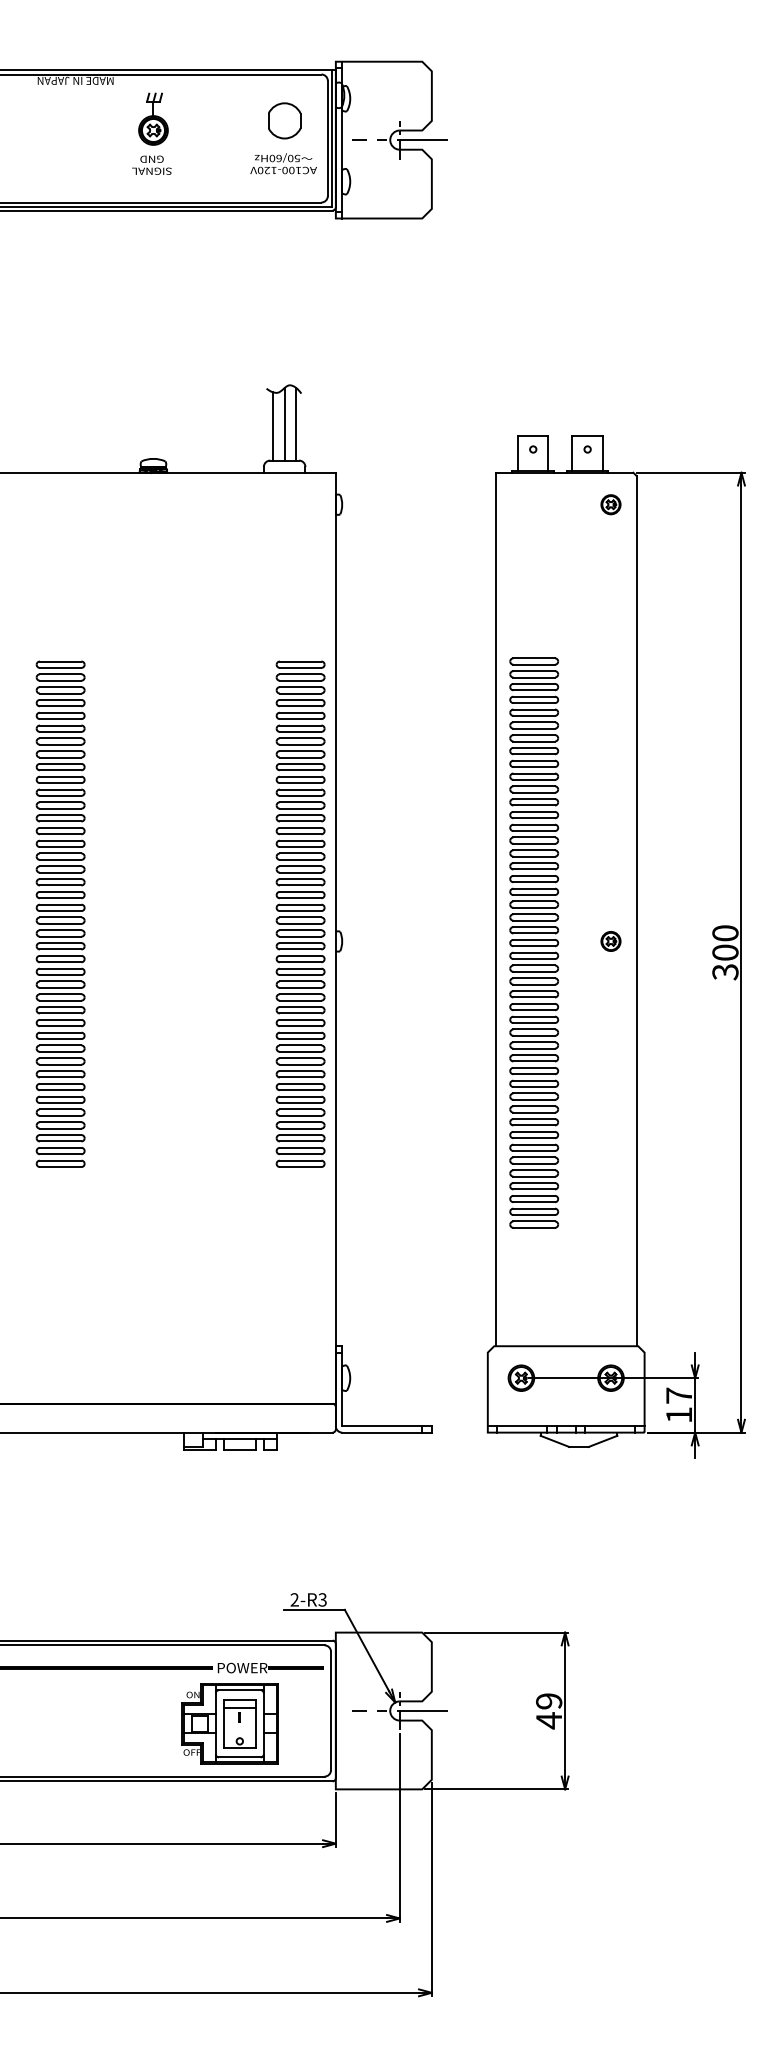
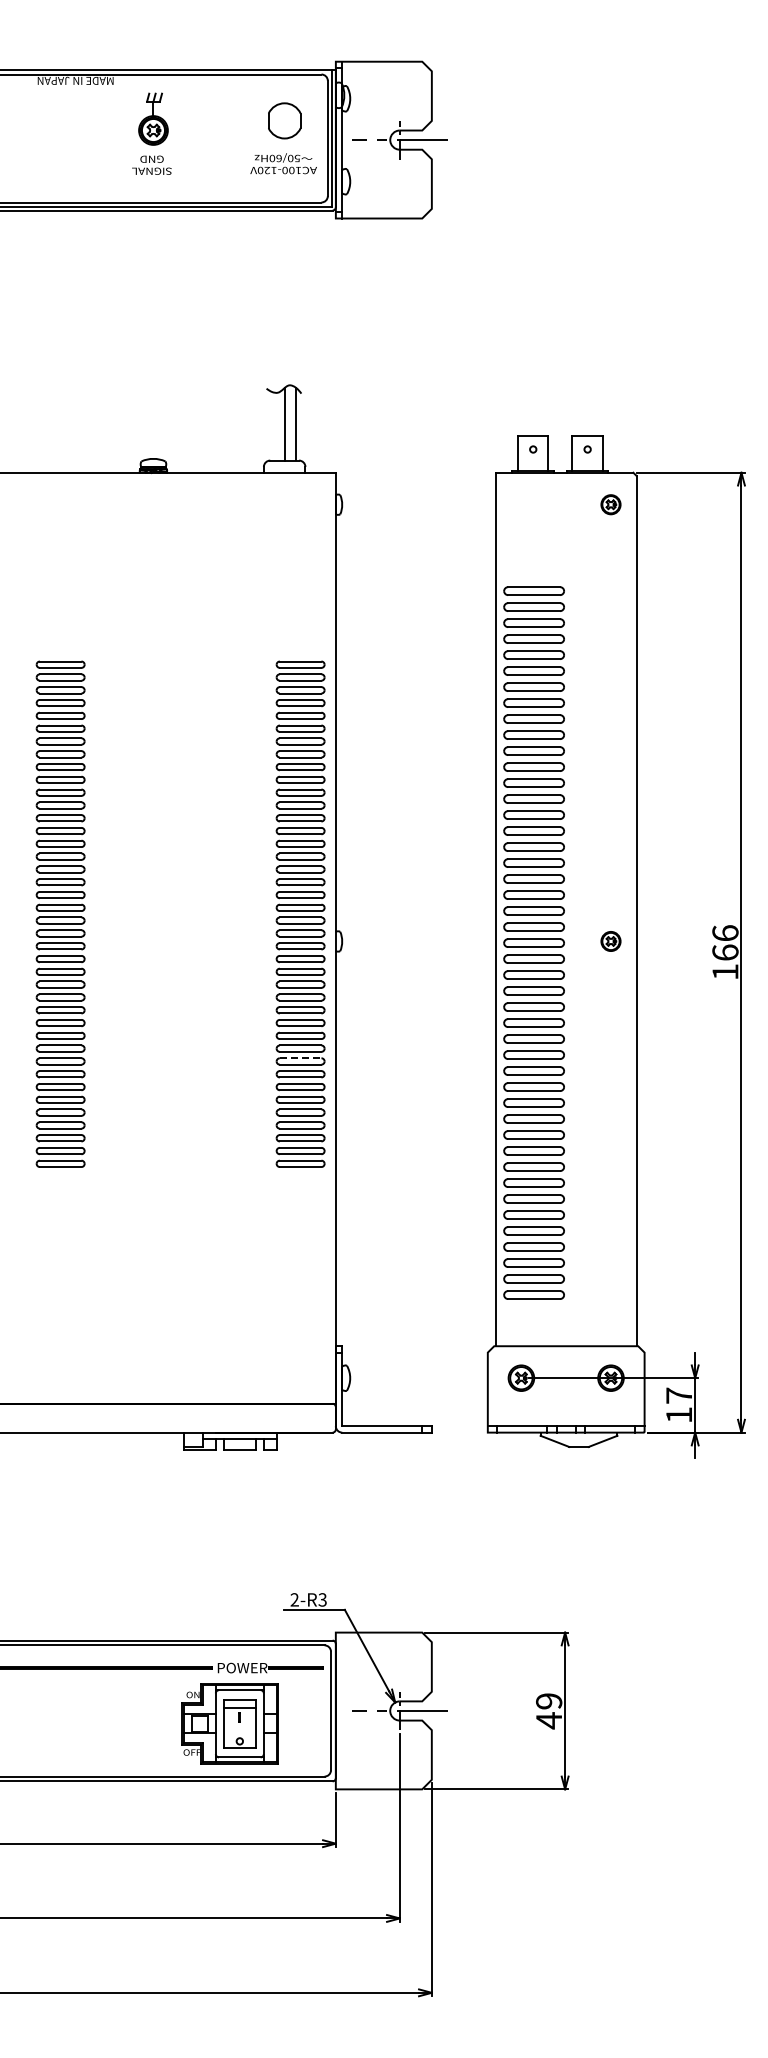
line: present -> none (273, 426)
part size: 51x572 px -> 62x714 px (533, 942)
text: 300 -> 166 (725, 952)
line: solid -> dashed (300, 1058)
